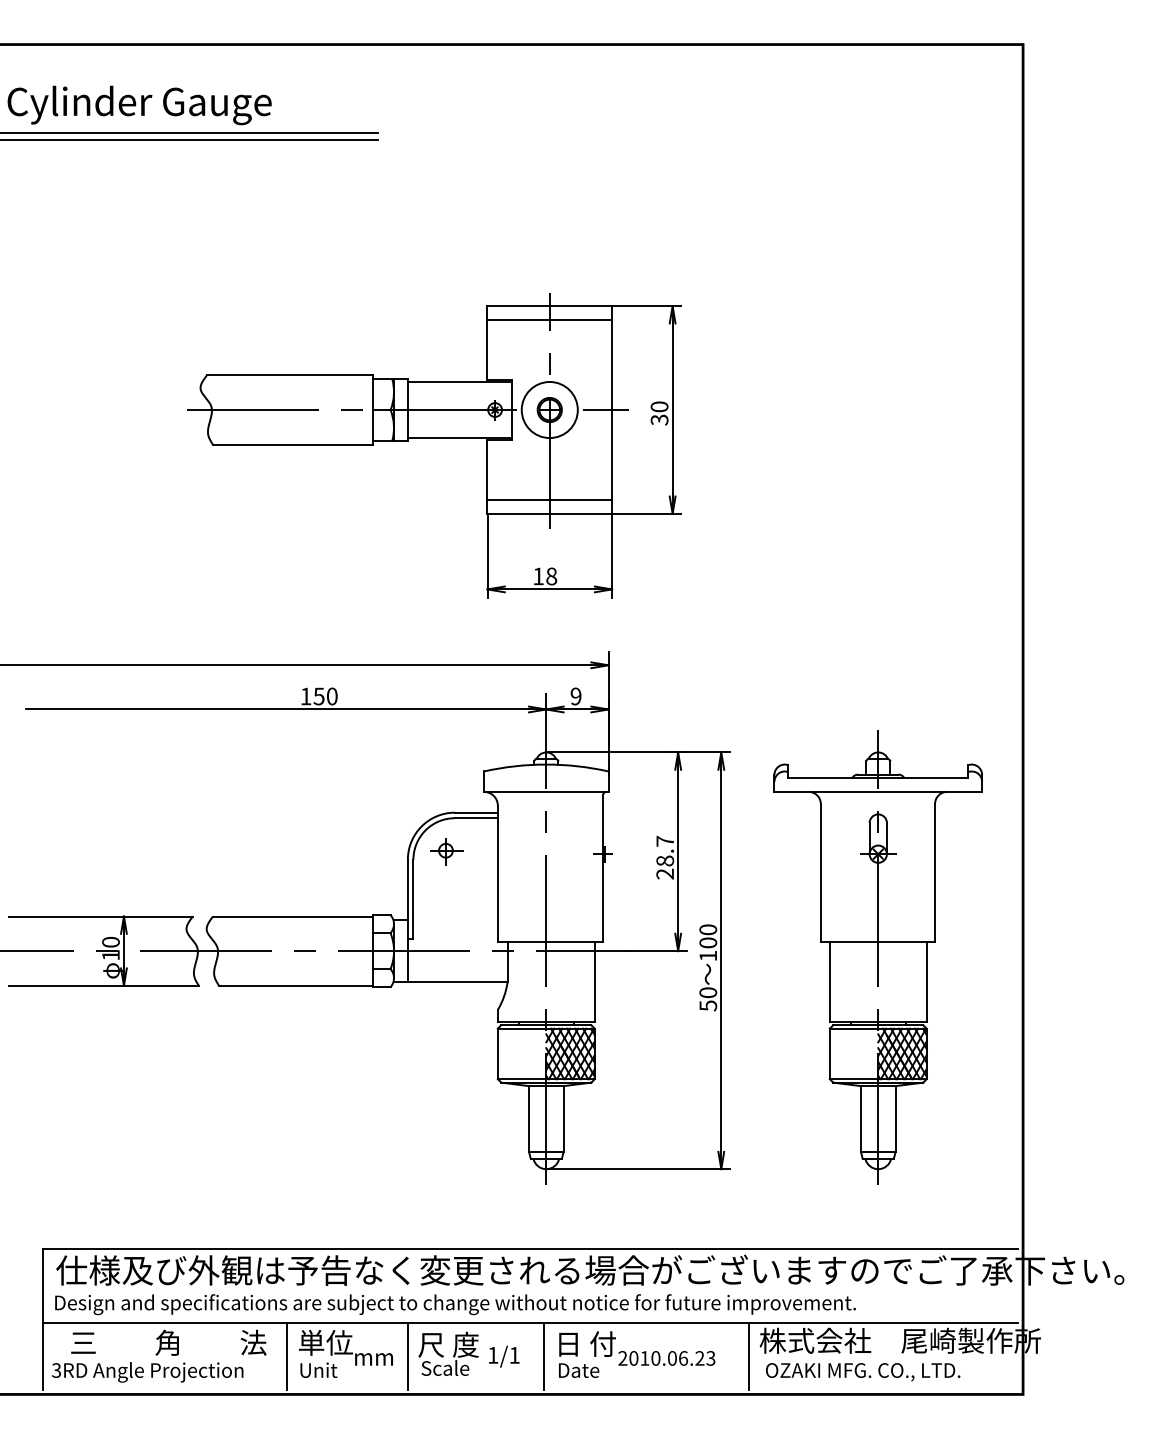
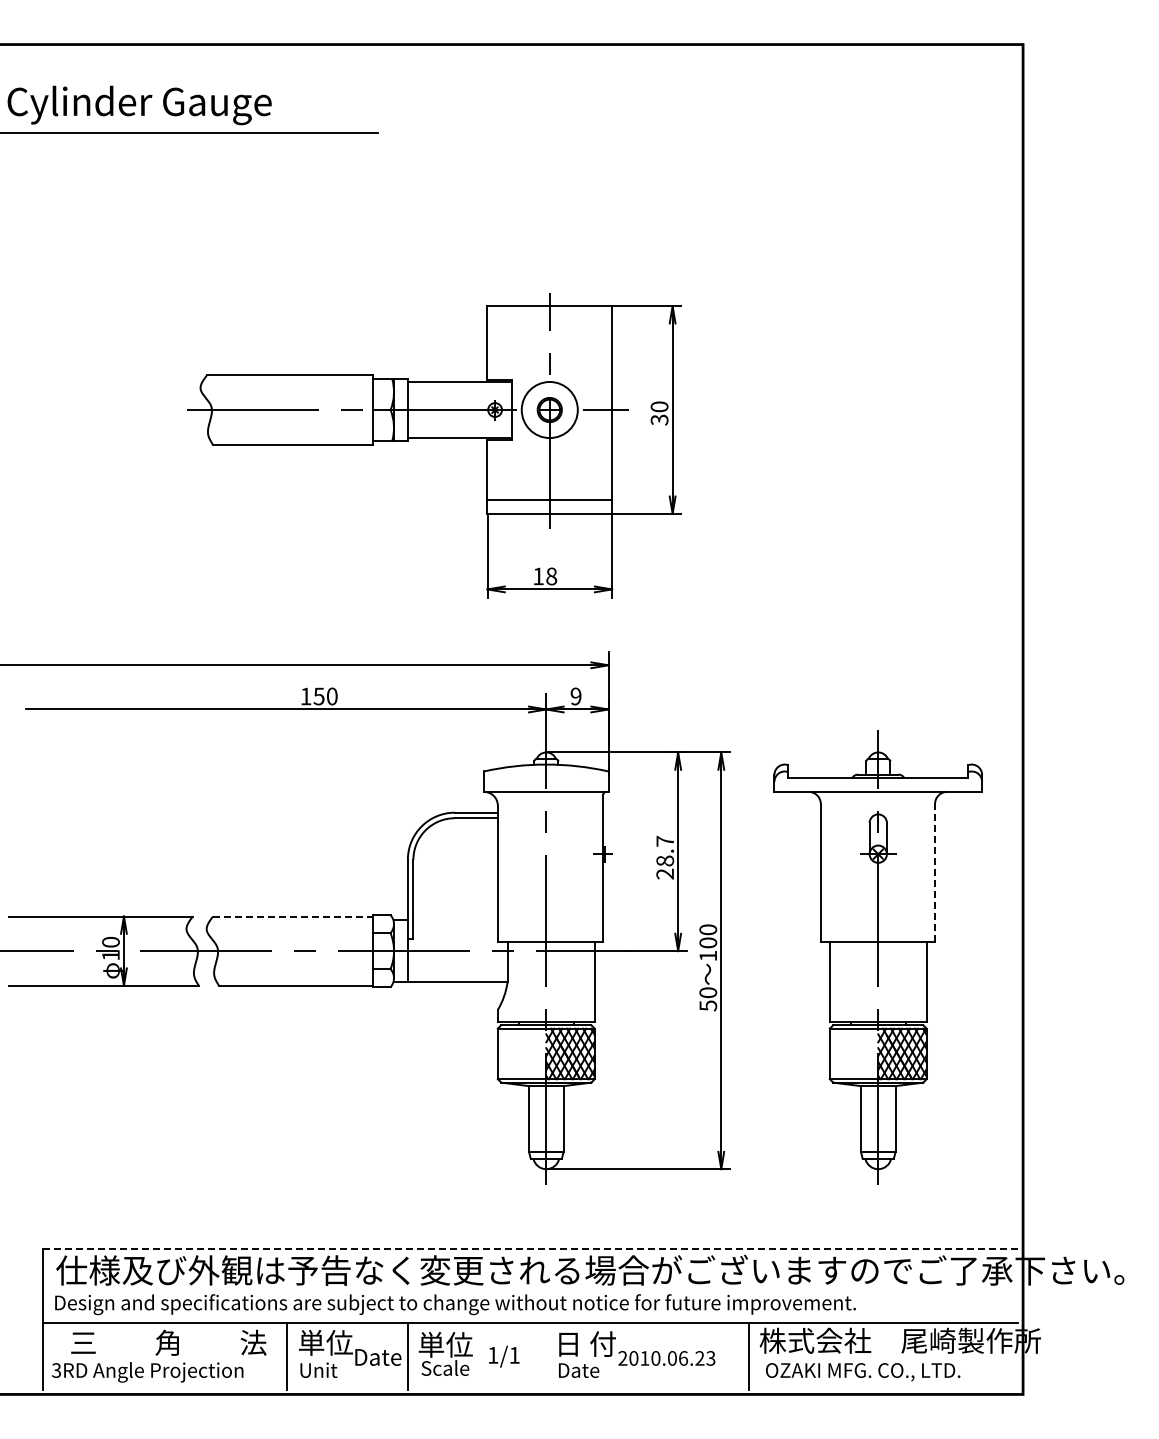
line: present -> none (190, 139)
line: present -> none (549, 320)
part: present -> none (446, 851)
line: solid -> dashed (935, 872)
line: solid -> dashed (293, 916)
line: solid -> dashed (530, 1248)
text: 尺 度 -> 単位 (448, 1344)
line: present -> none (543, 1356)
text: mm -> Date (378, 1357)
